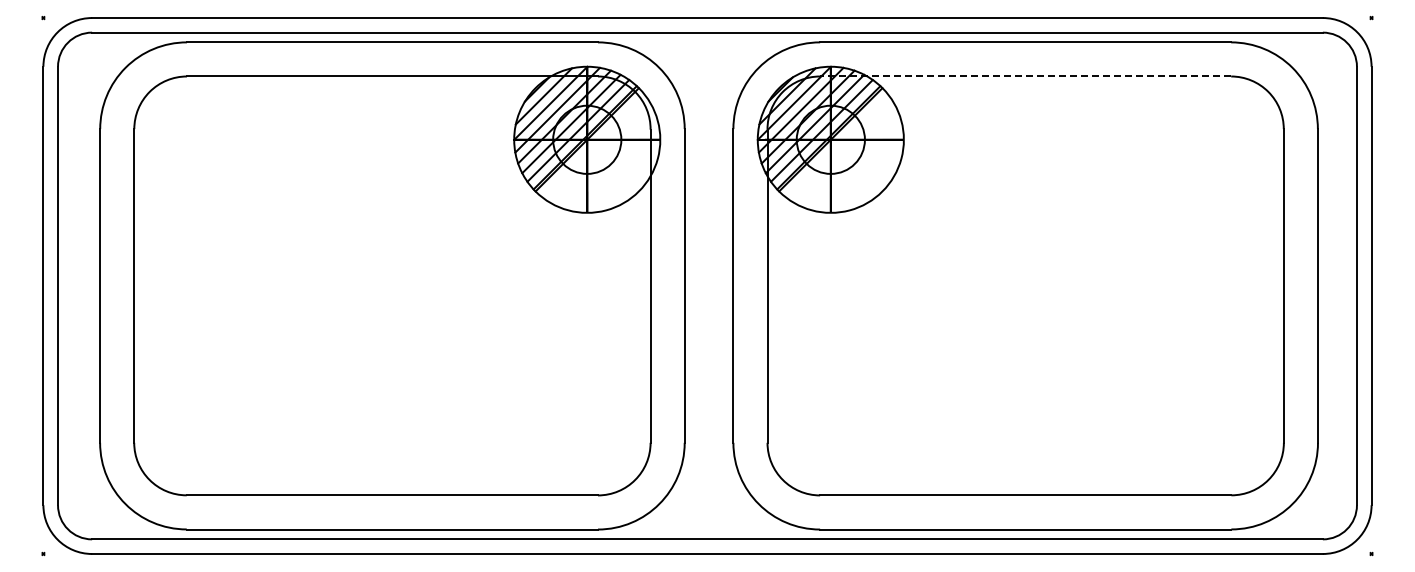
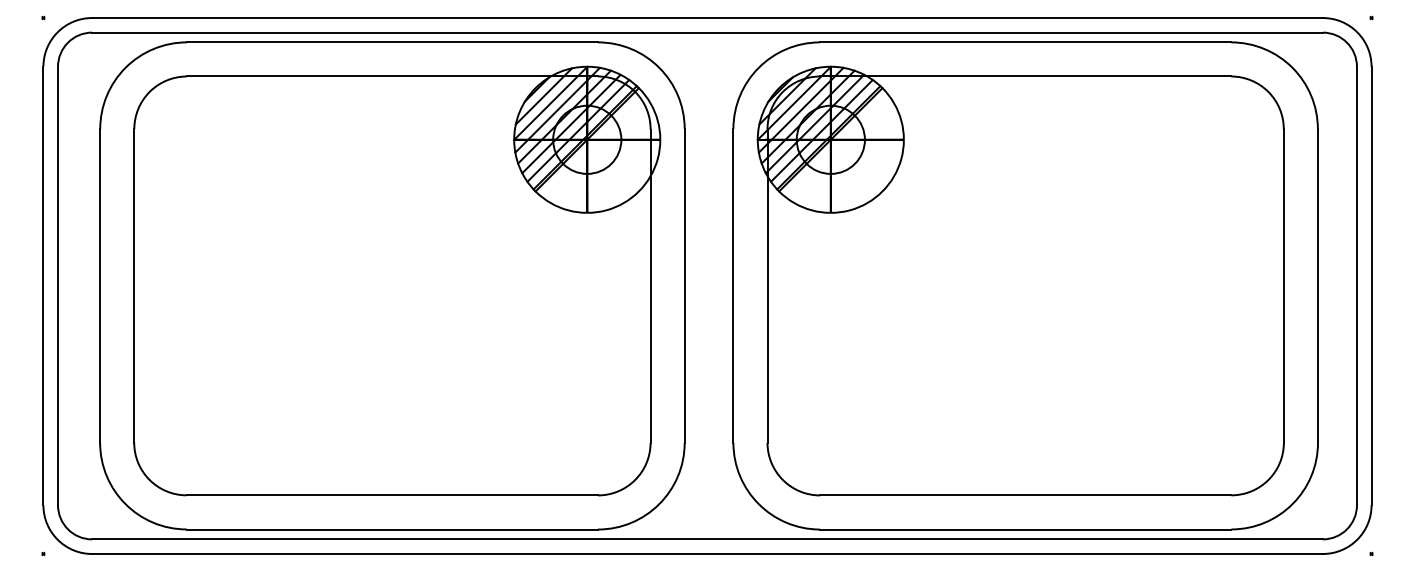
line: dashed -> solid (1025, 76)
